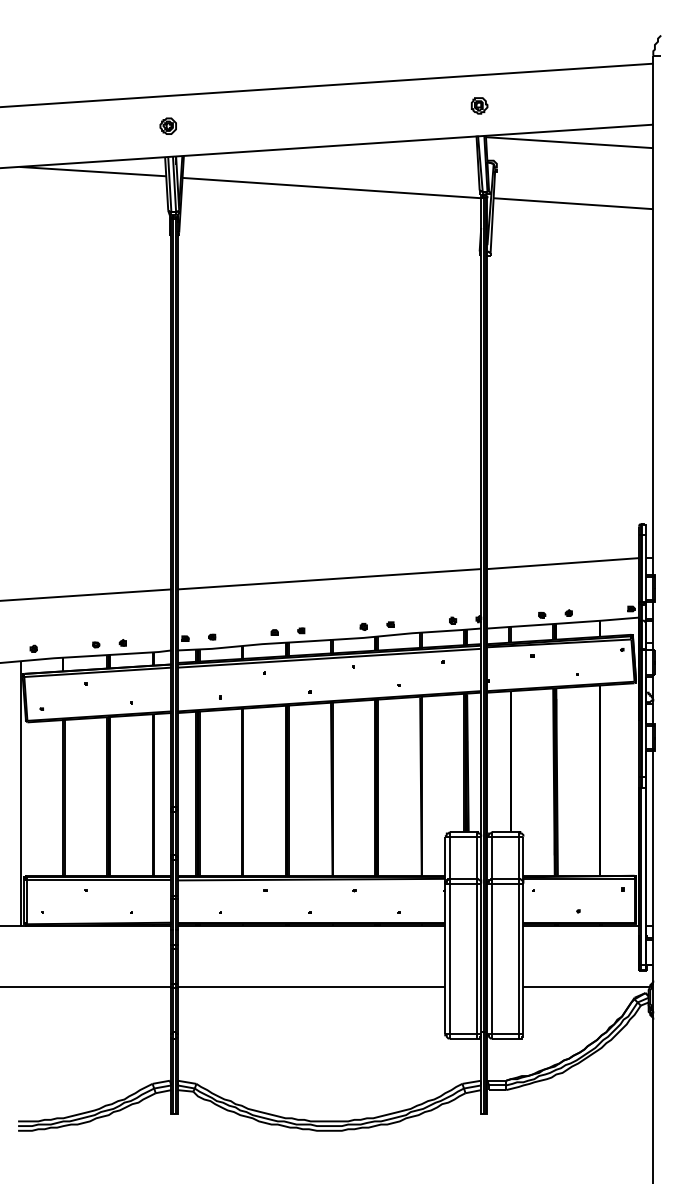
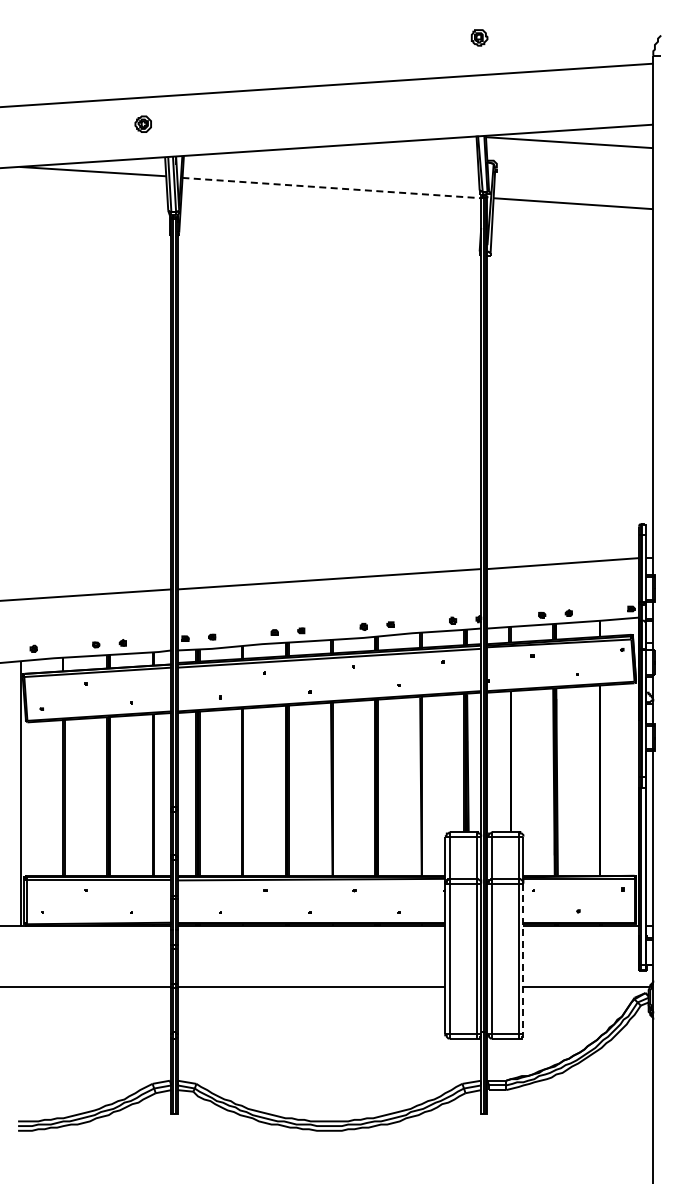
part position: (479, 105) -> (479, 37) (479, 37)
part position: (167, 125) -> (142, 123) (142, 123)
line: solid -> dashed (331, 188)
line: solid -> dashed (523, 959)
